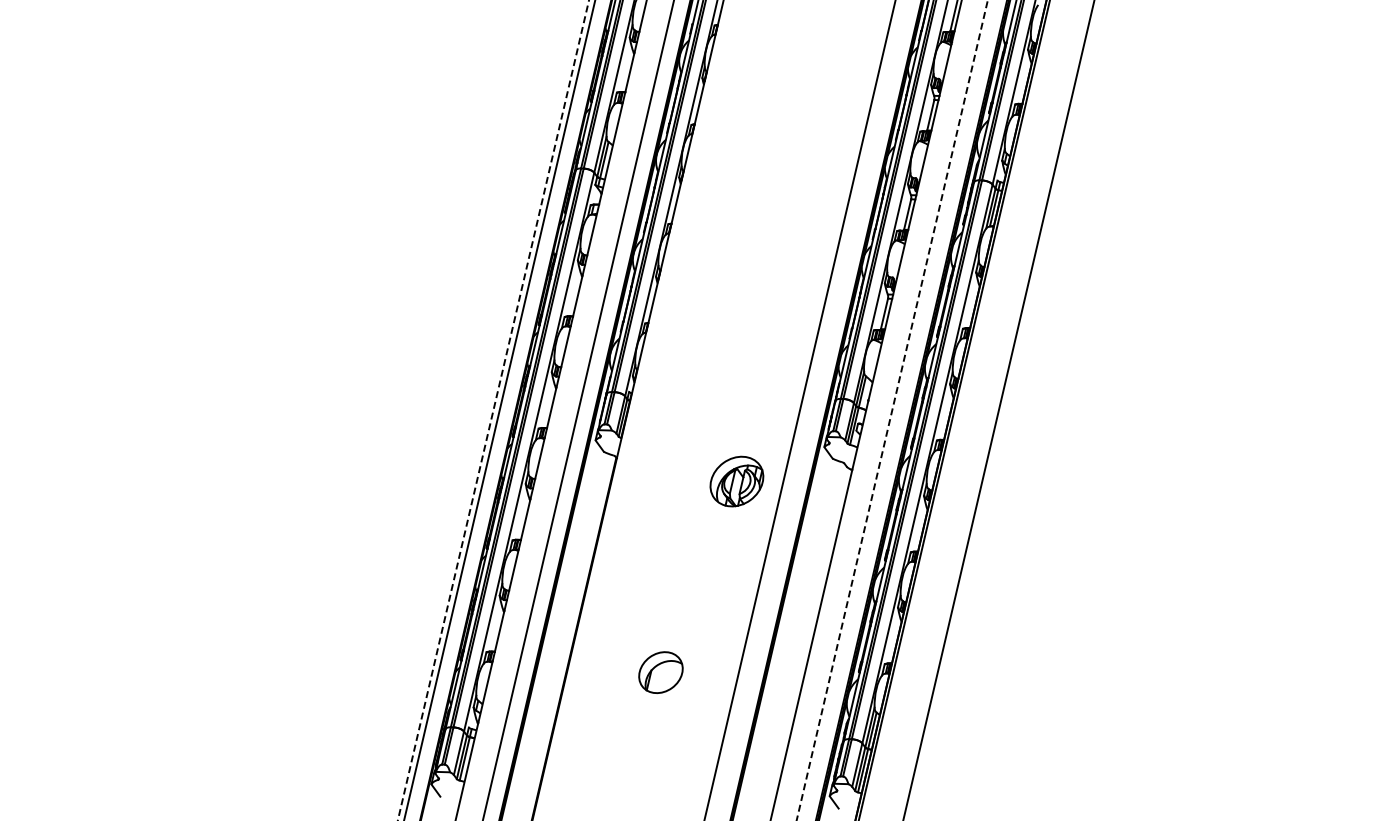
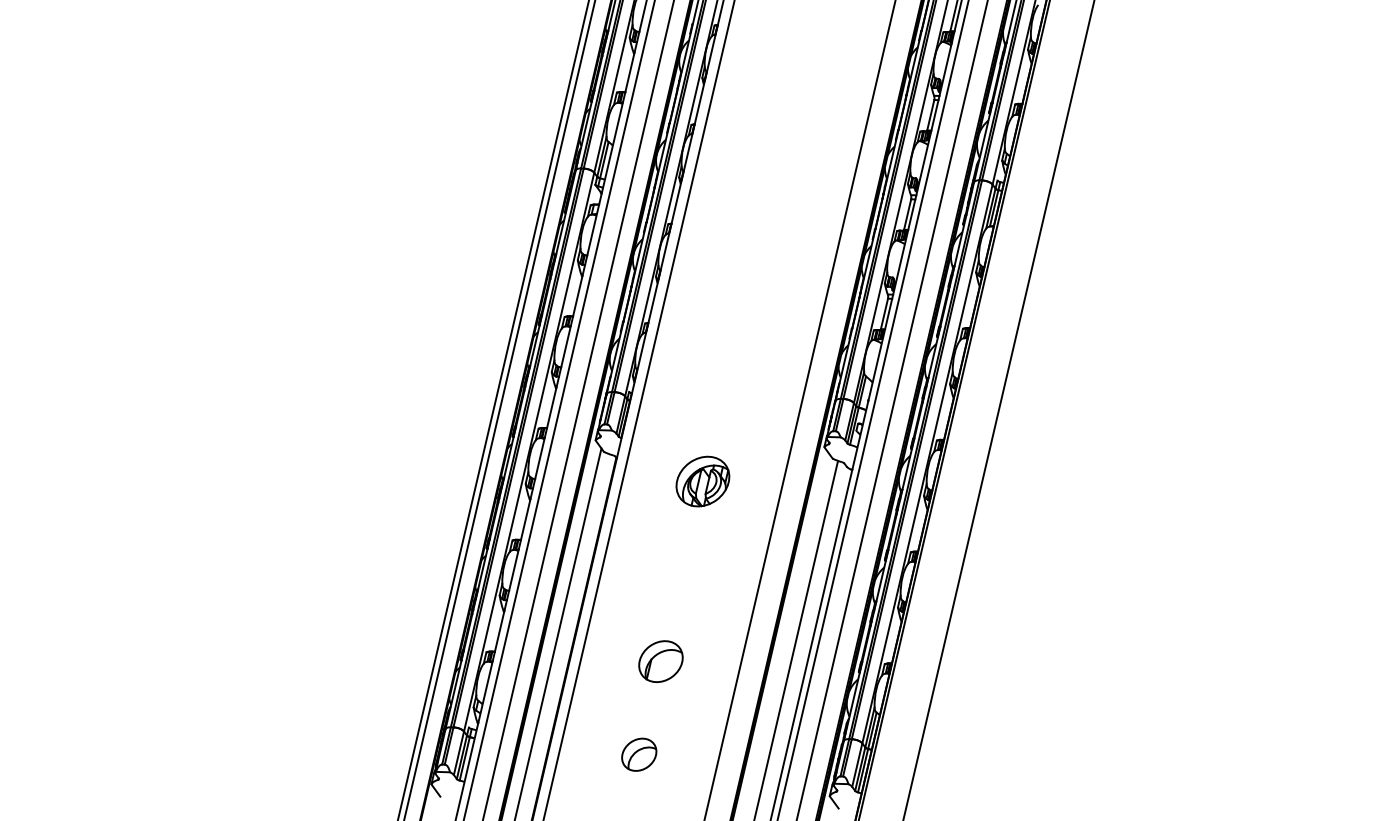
line: none -> present (559, 409)
line: none -> present (639, 409)
line: none -> present (873, 409)
line: dashed -> solid (493, 410)
line: dashed -> solid (892, 410)
part position: (736, 481) -> (702, 481) (702, 481)
line: none -> present (558, 632)
line: none -> present (796, 638)
part position: (660, 672) -> (660, 661) (660, 661)
part: none -> present (639, 754)
